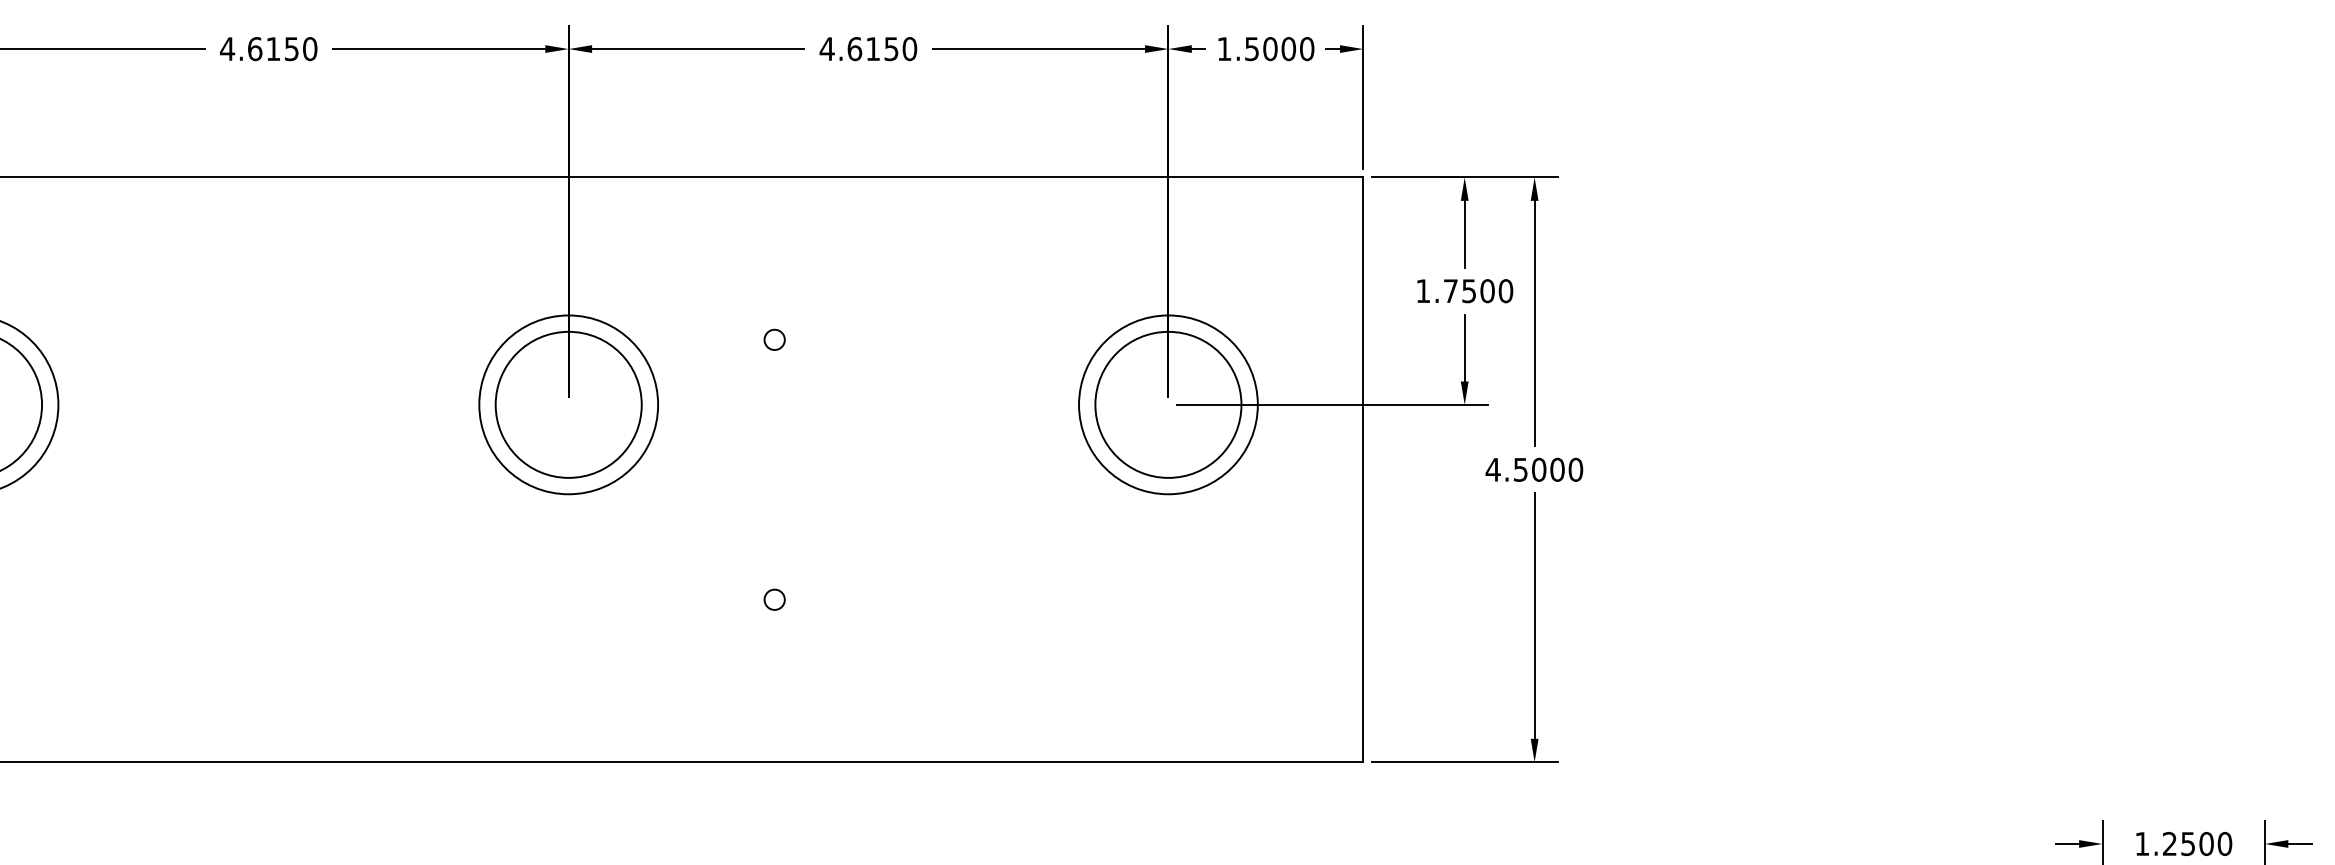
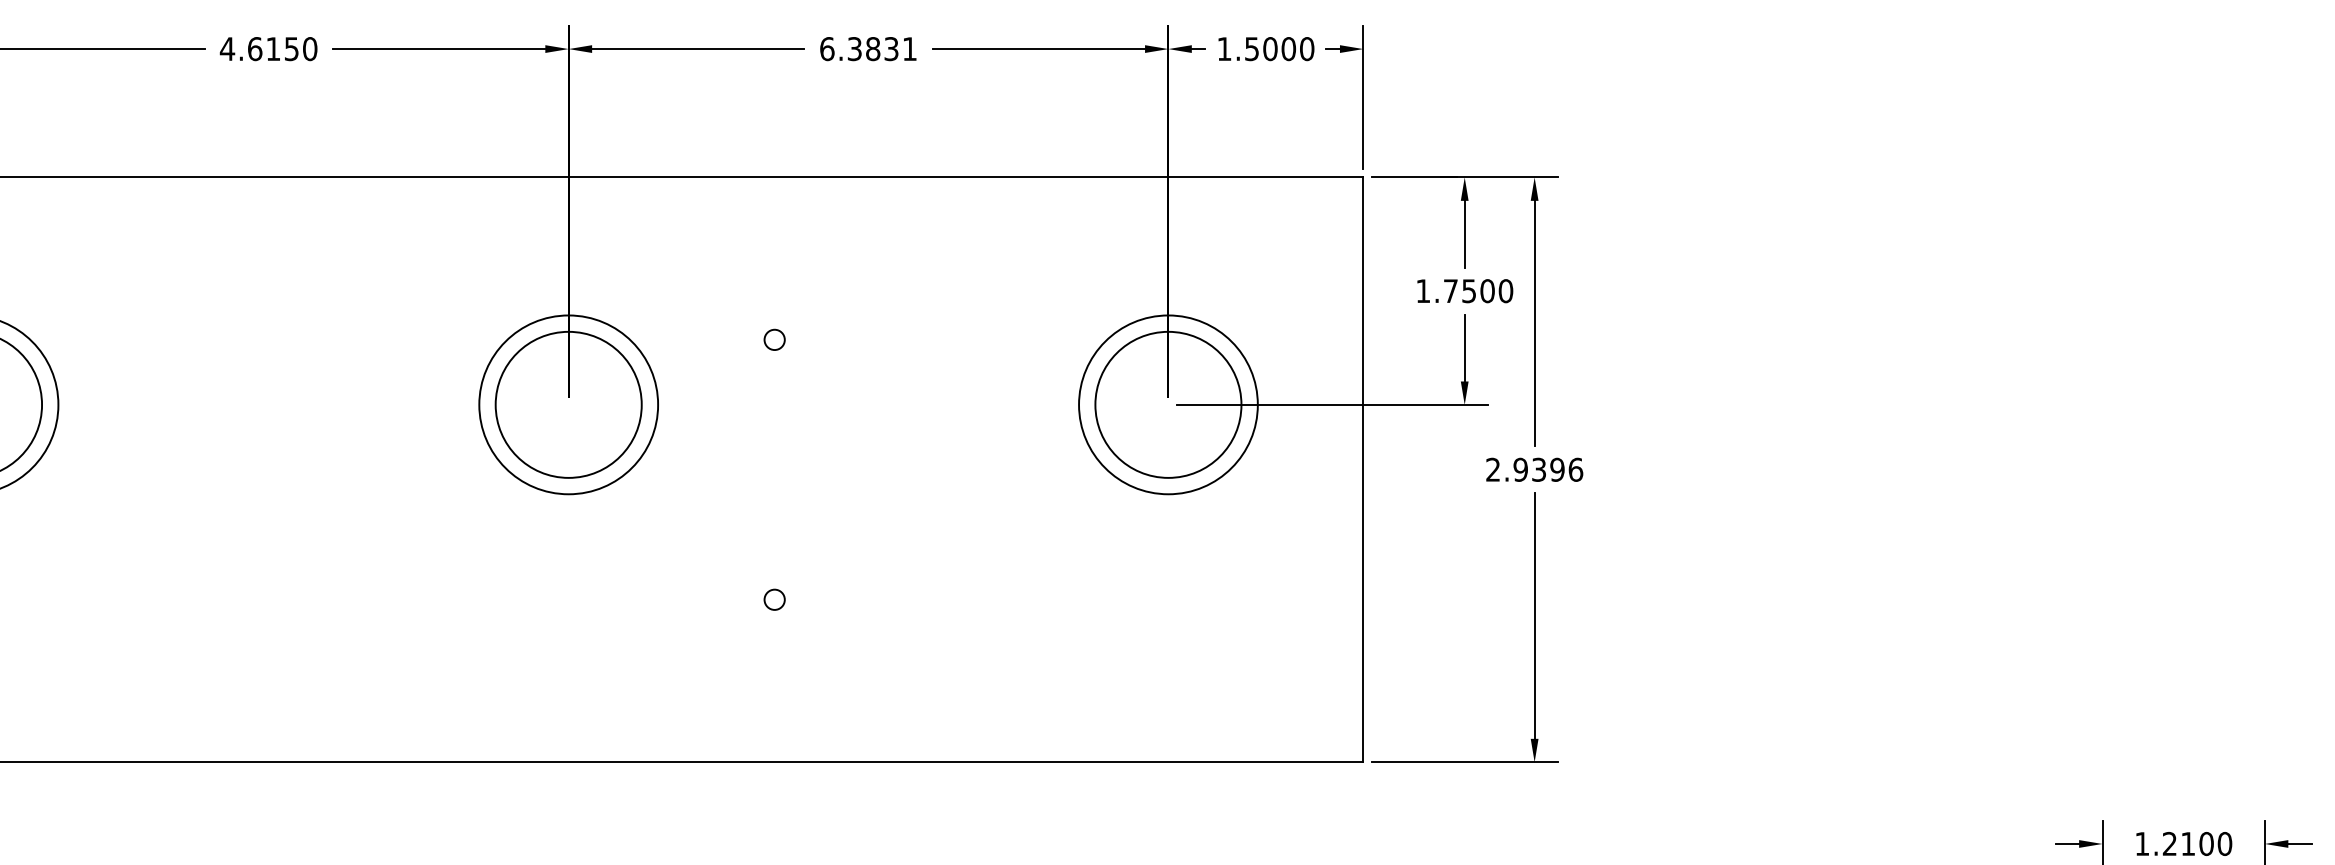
text: 4.6150 -> 6.3831 (868, 49)
text: 4.5000 -> 2.9396 (1534, 469)
text: 1.2500 -> 1.2100 (2187, 844)
